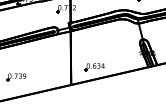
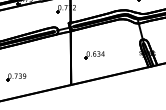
part position: (94, 67) -> (94, 55) (94, 55)
